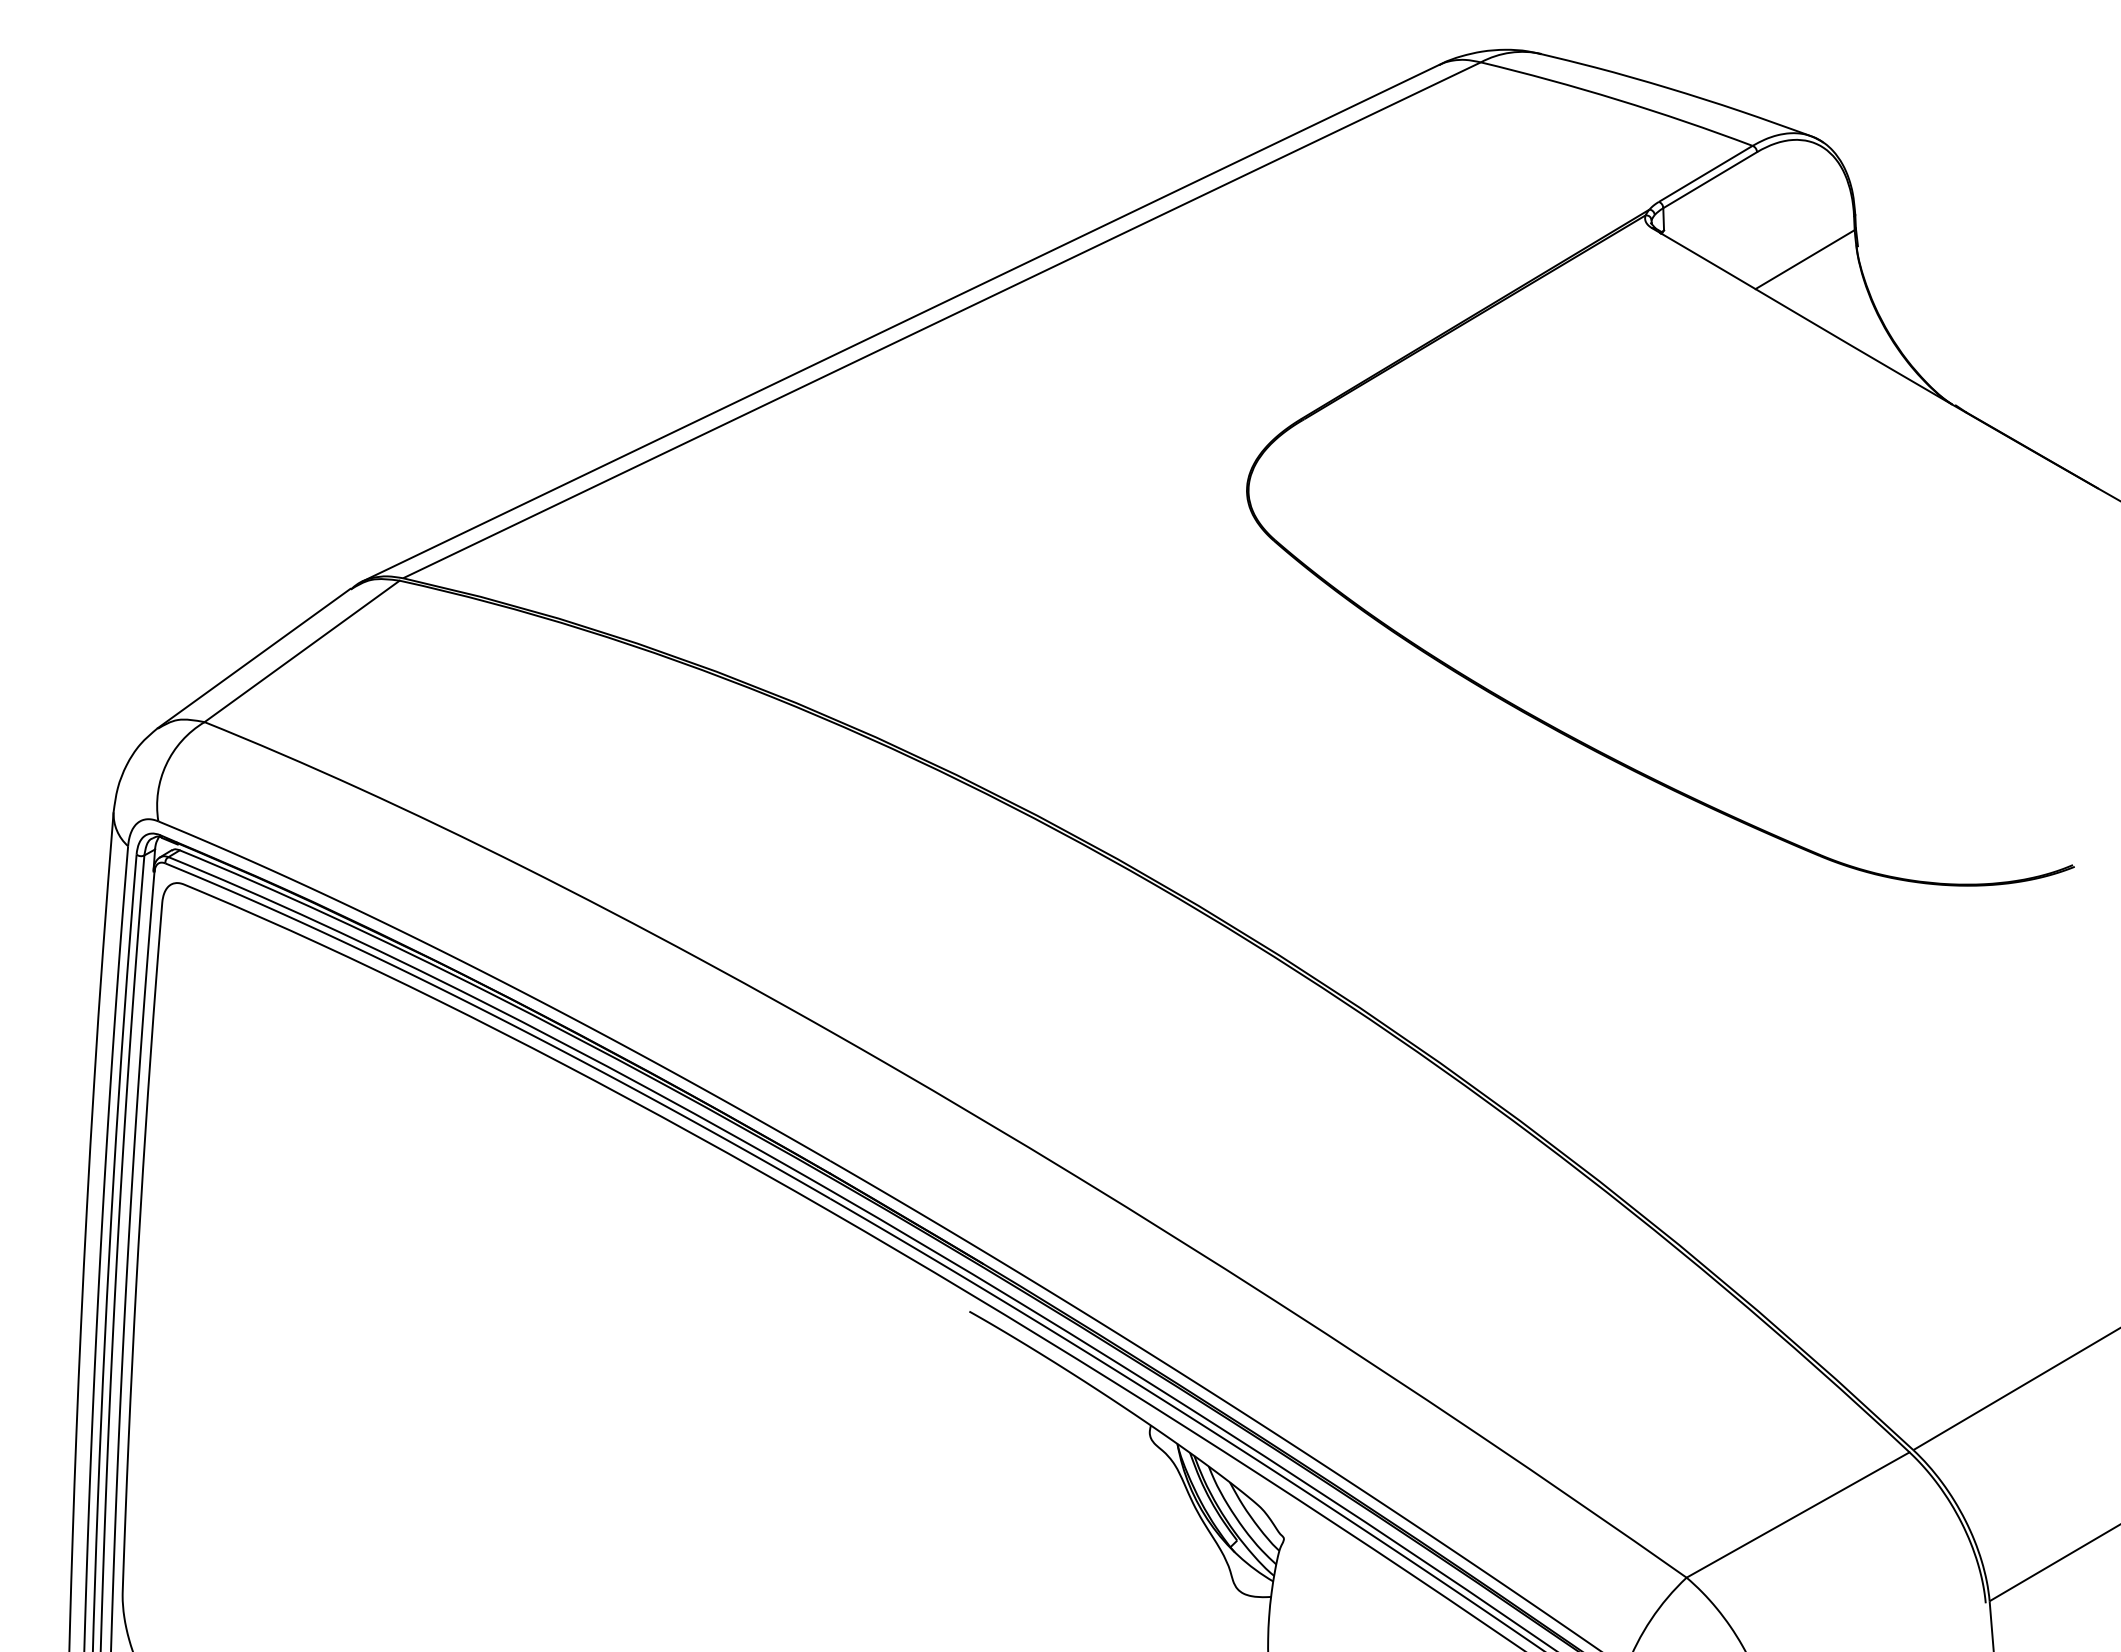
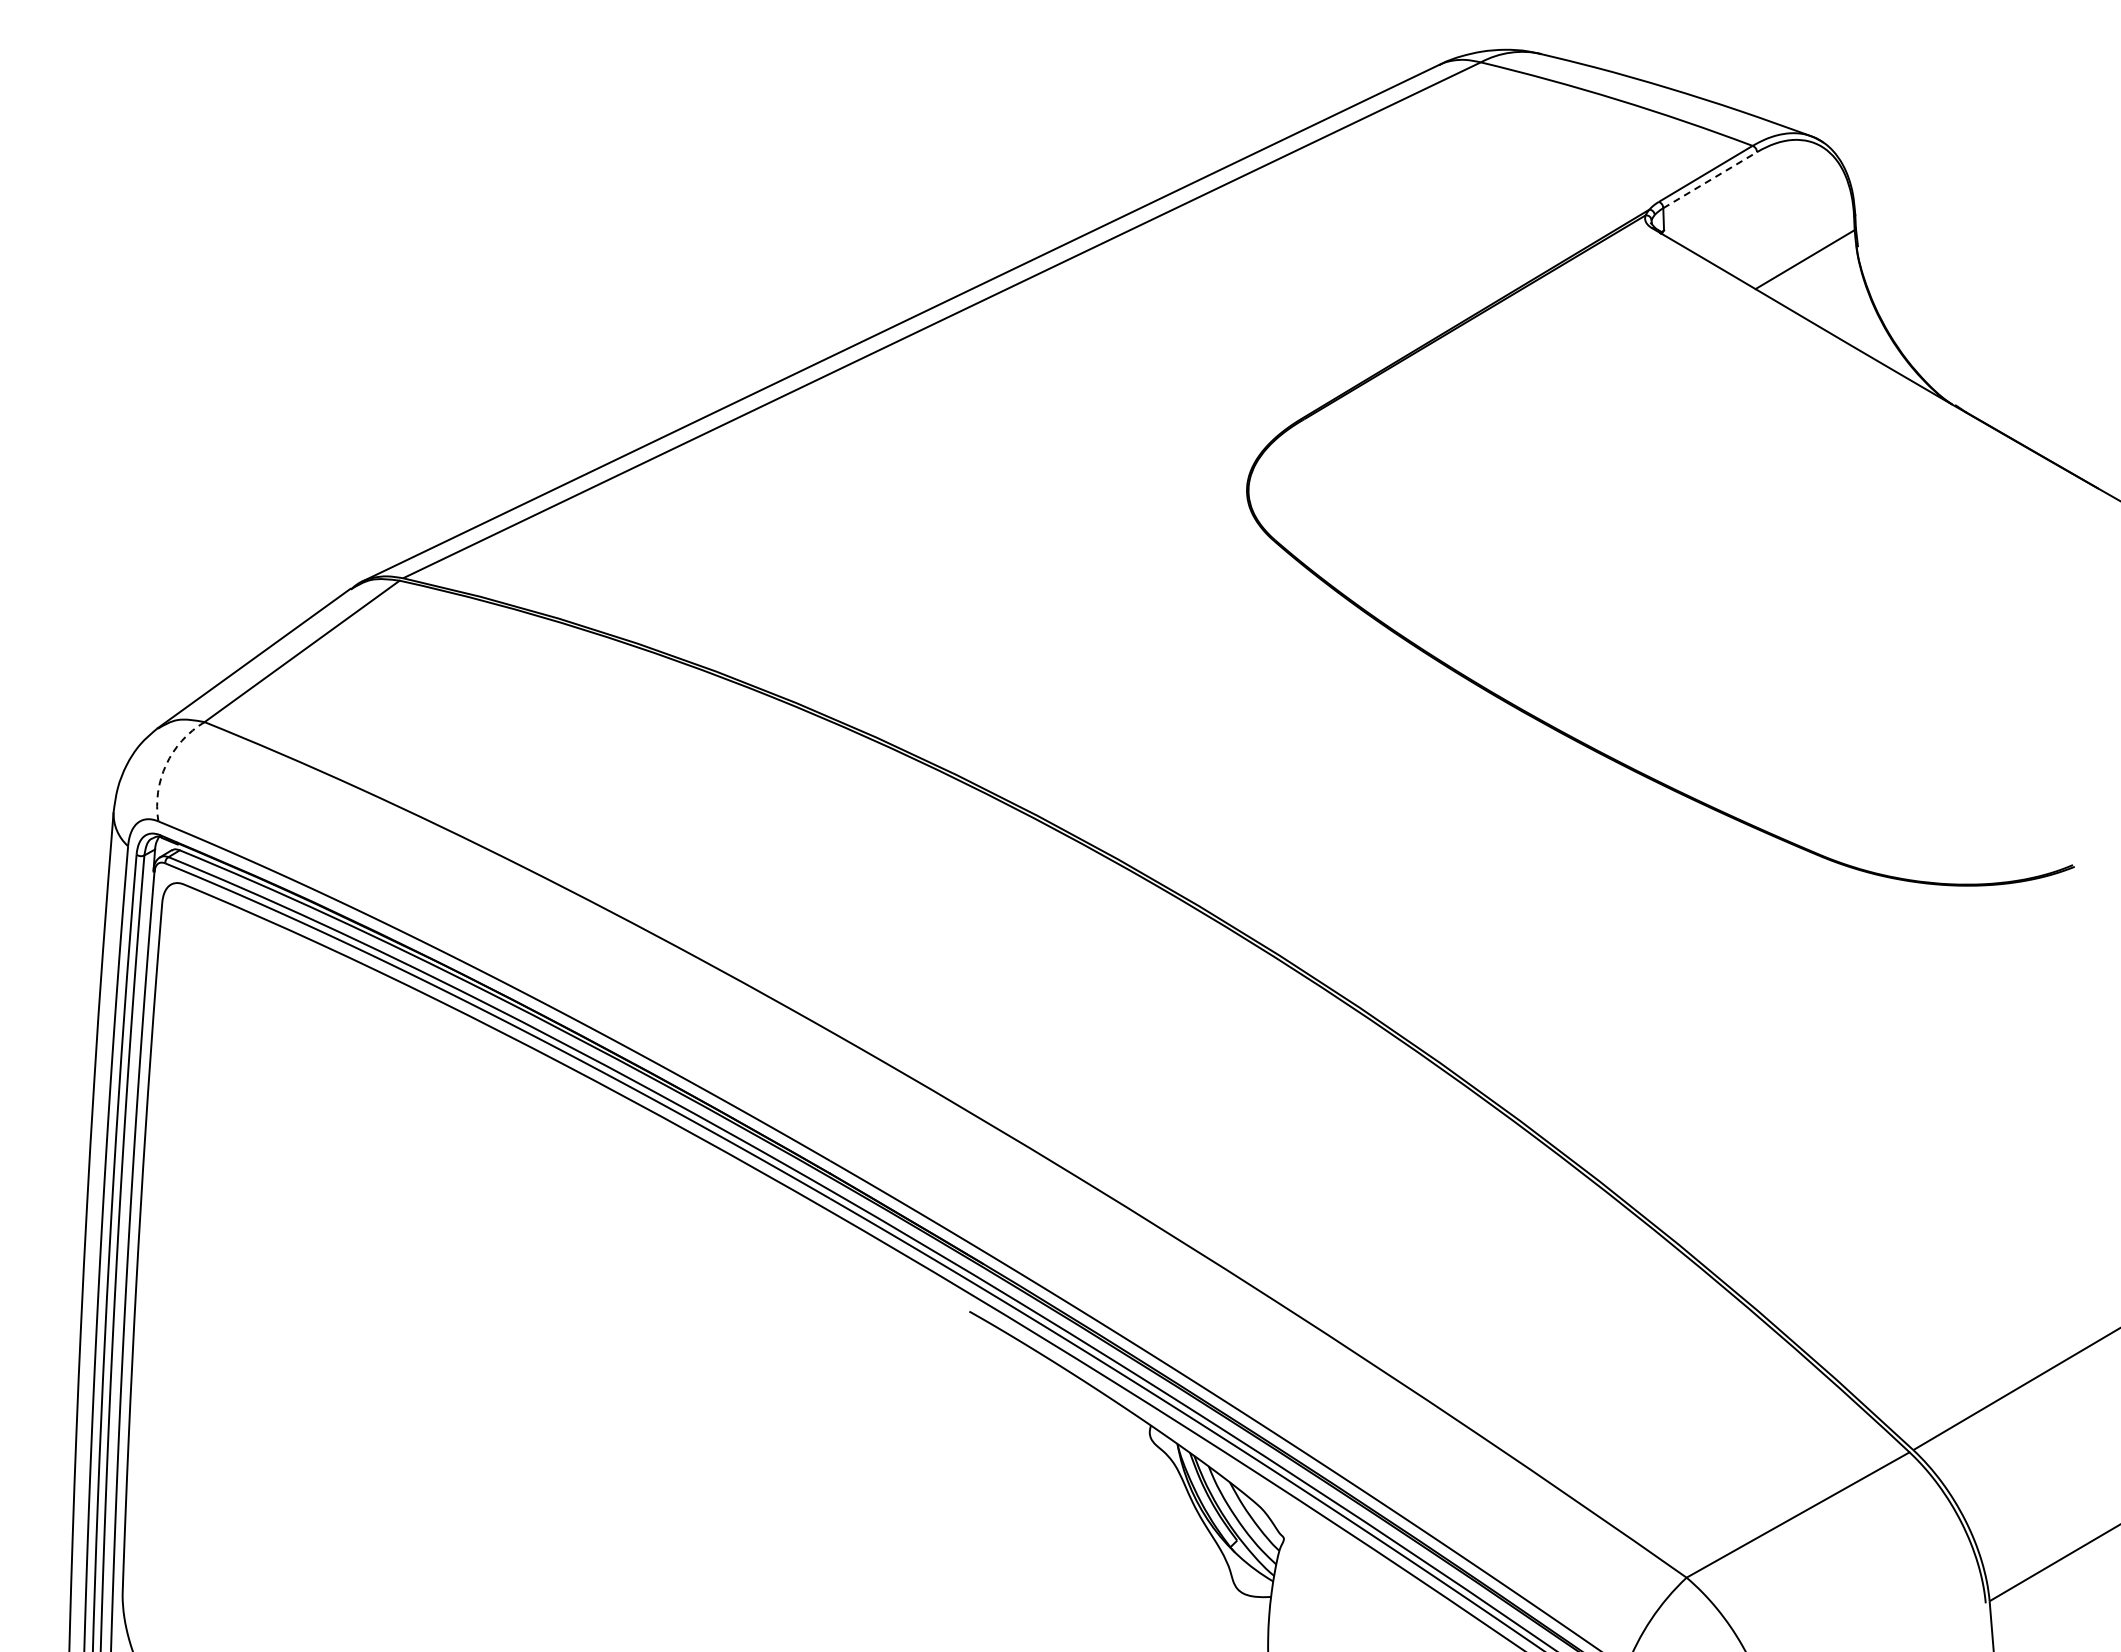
line: solid -> dashed (1710, 180)
arc: solid -> dashed (166, 764)
